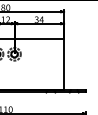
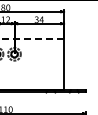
line: solid -> dashed (32, 38)
